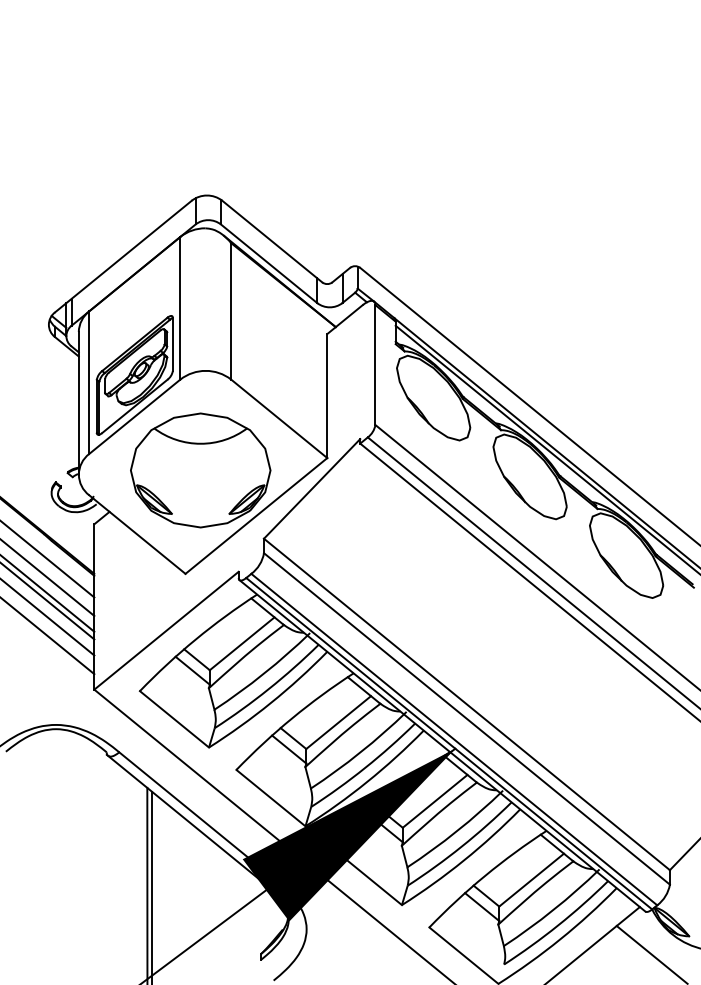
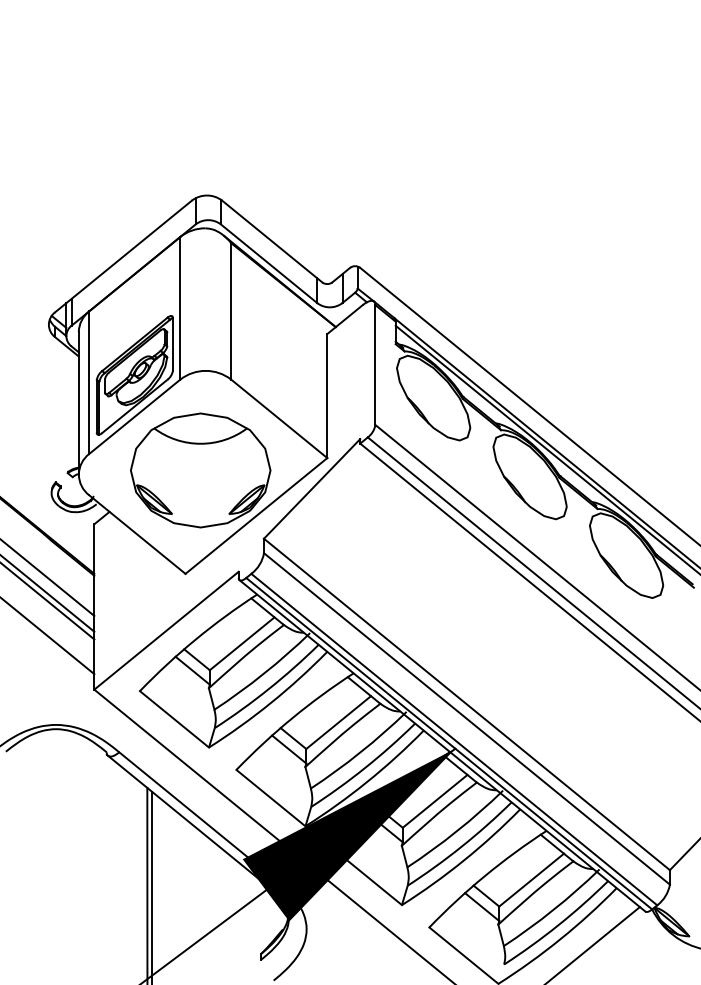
line: present -> none (48, 559)
line: present -> none (48, 617)
line: present -> none (650, 953)
